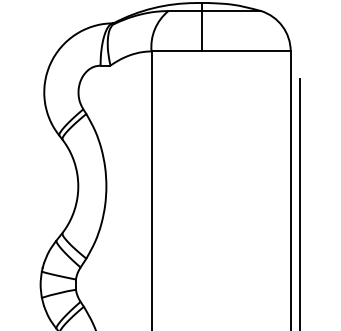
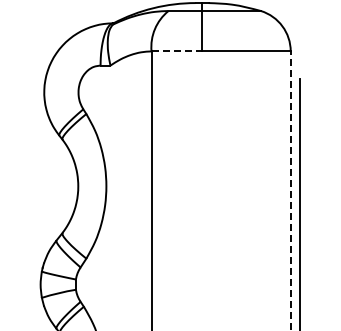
line: solid -> dashed (177, 51)
line: solid -> dashed (290, 190)
